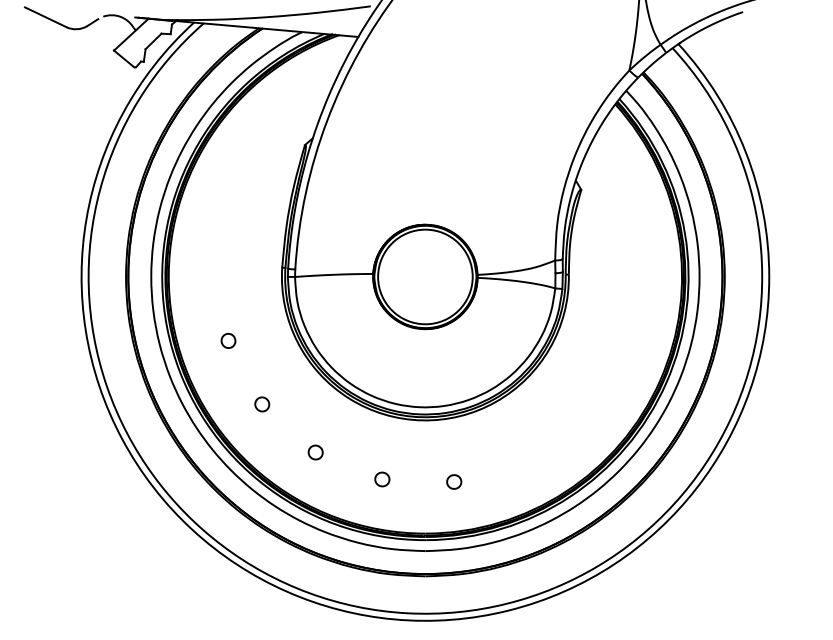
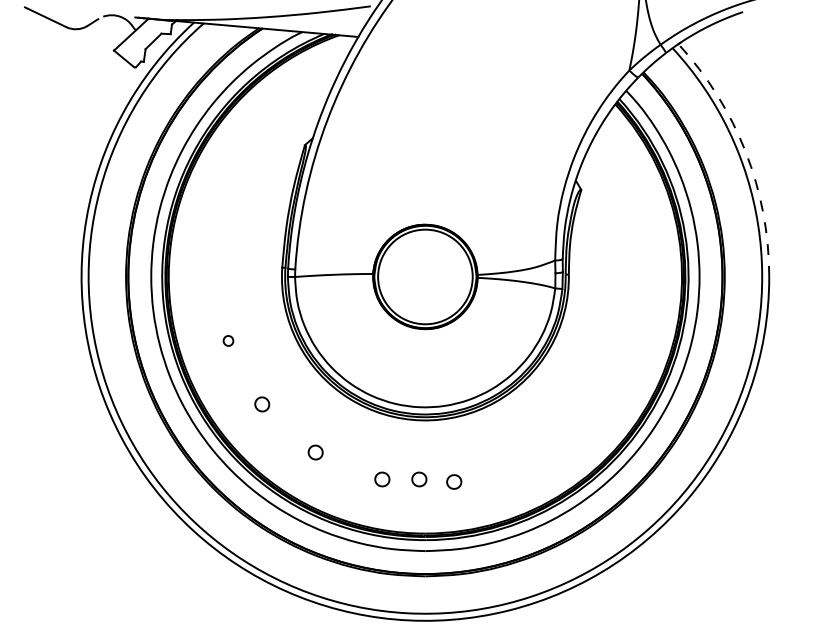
arc: solid -> dashed (745, 151)
part size: 17x16 px -> 13x12 px (228, 340)
part: none -> present (419, 479)
